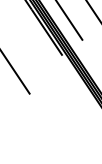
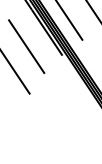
line: none -> present (26, 46)
